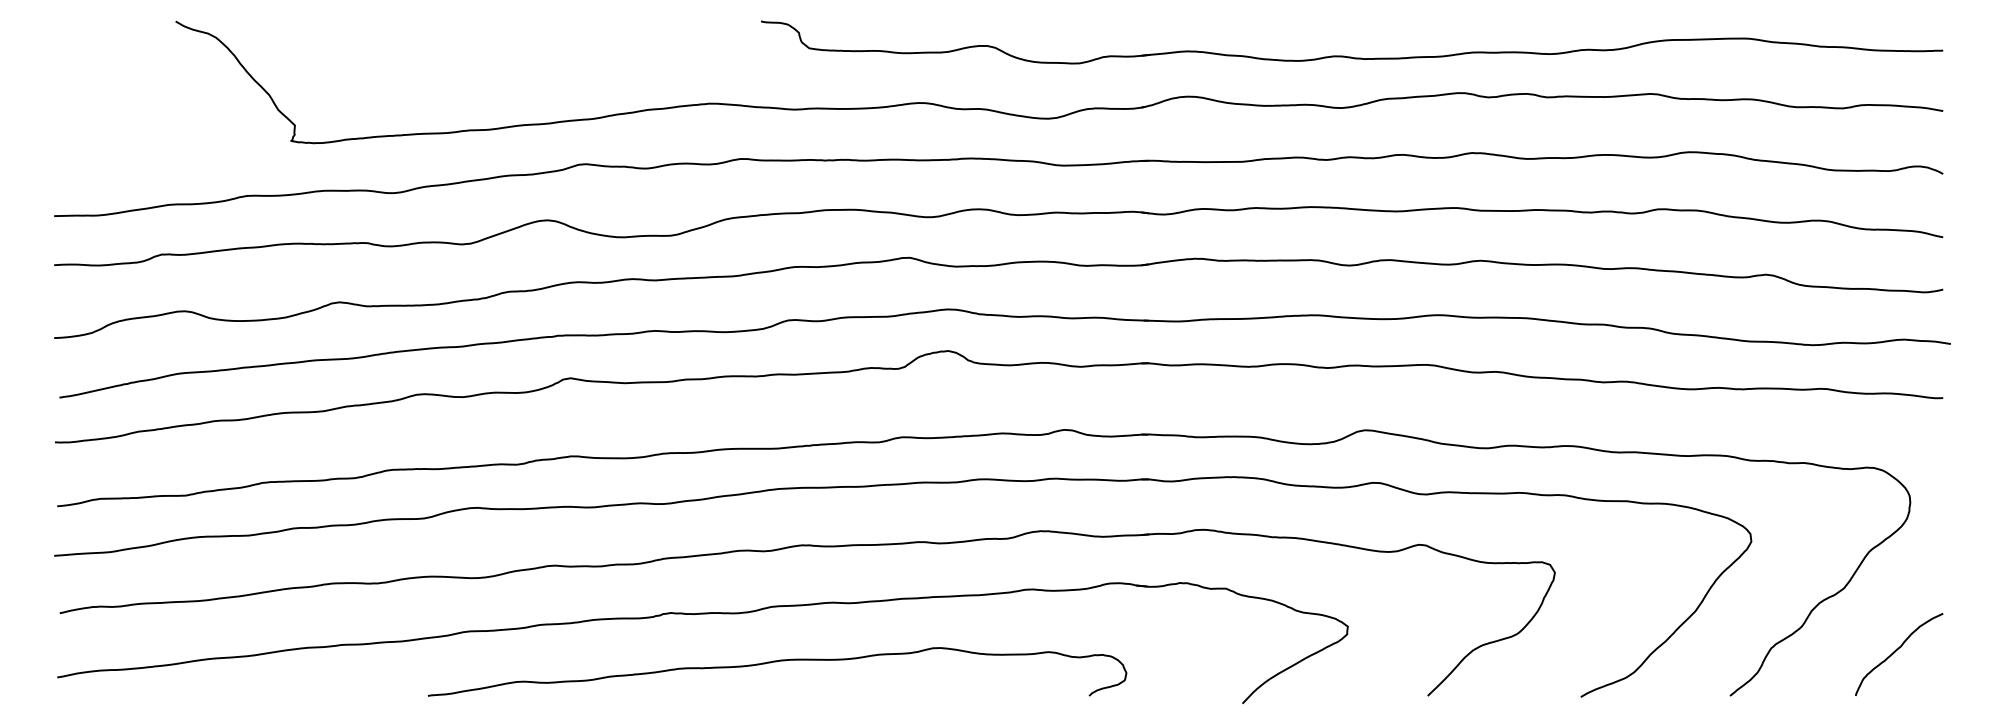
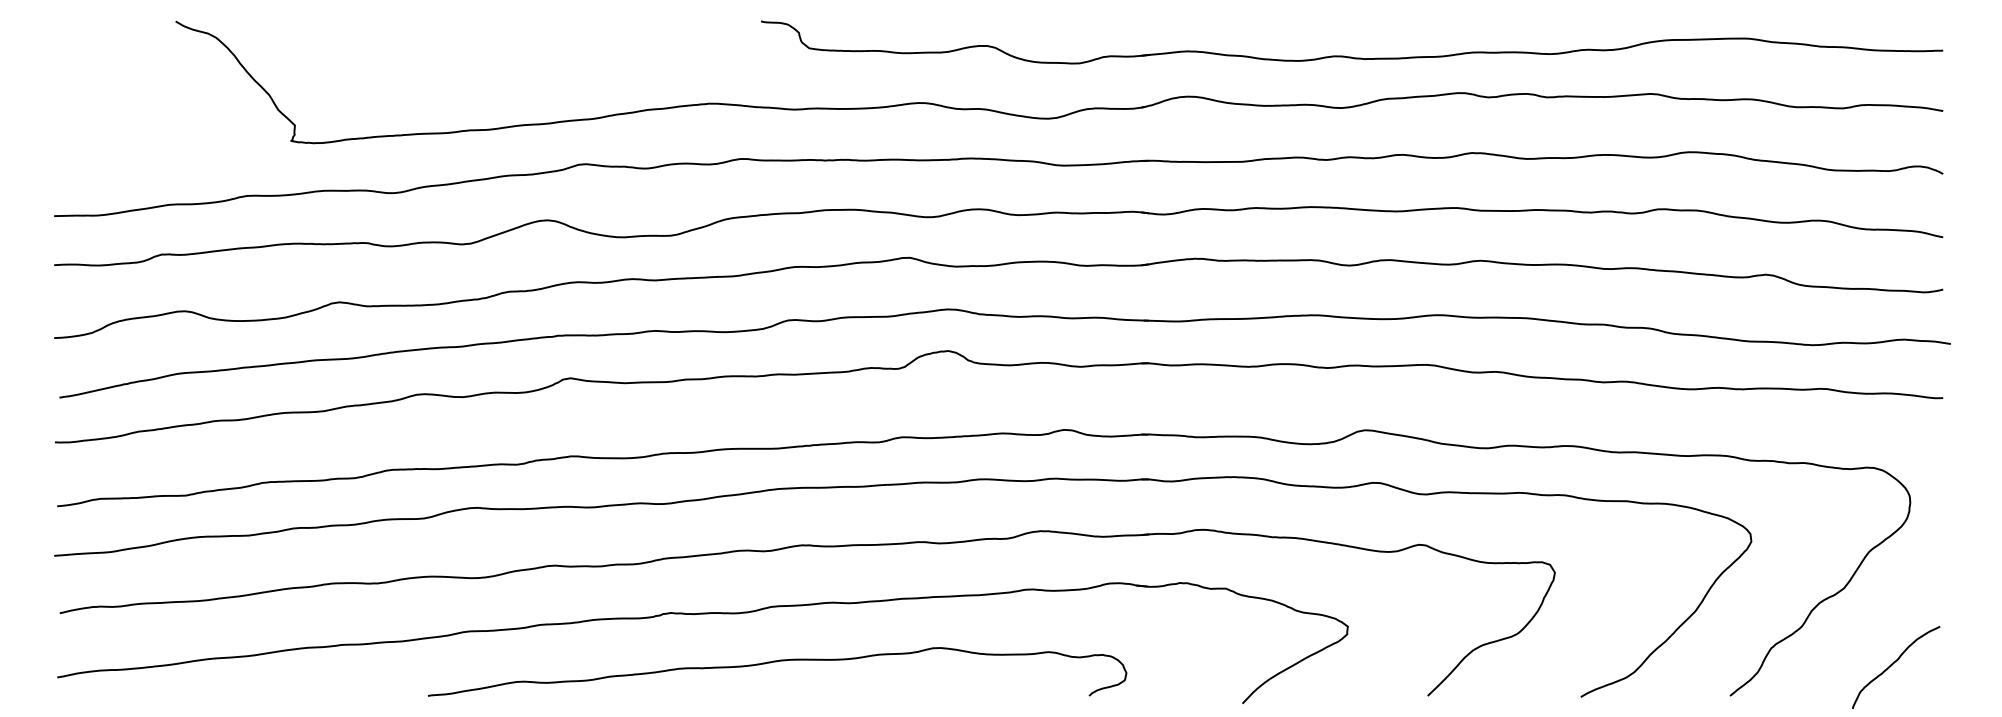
curve position: (1896, 651) -> (1893, 664) (1893, 664)
